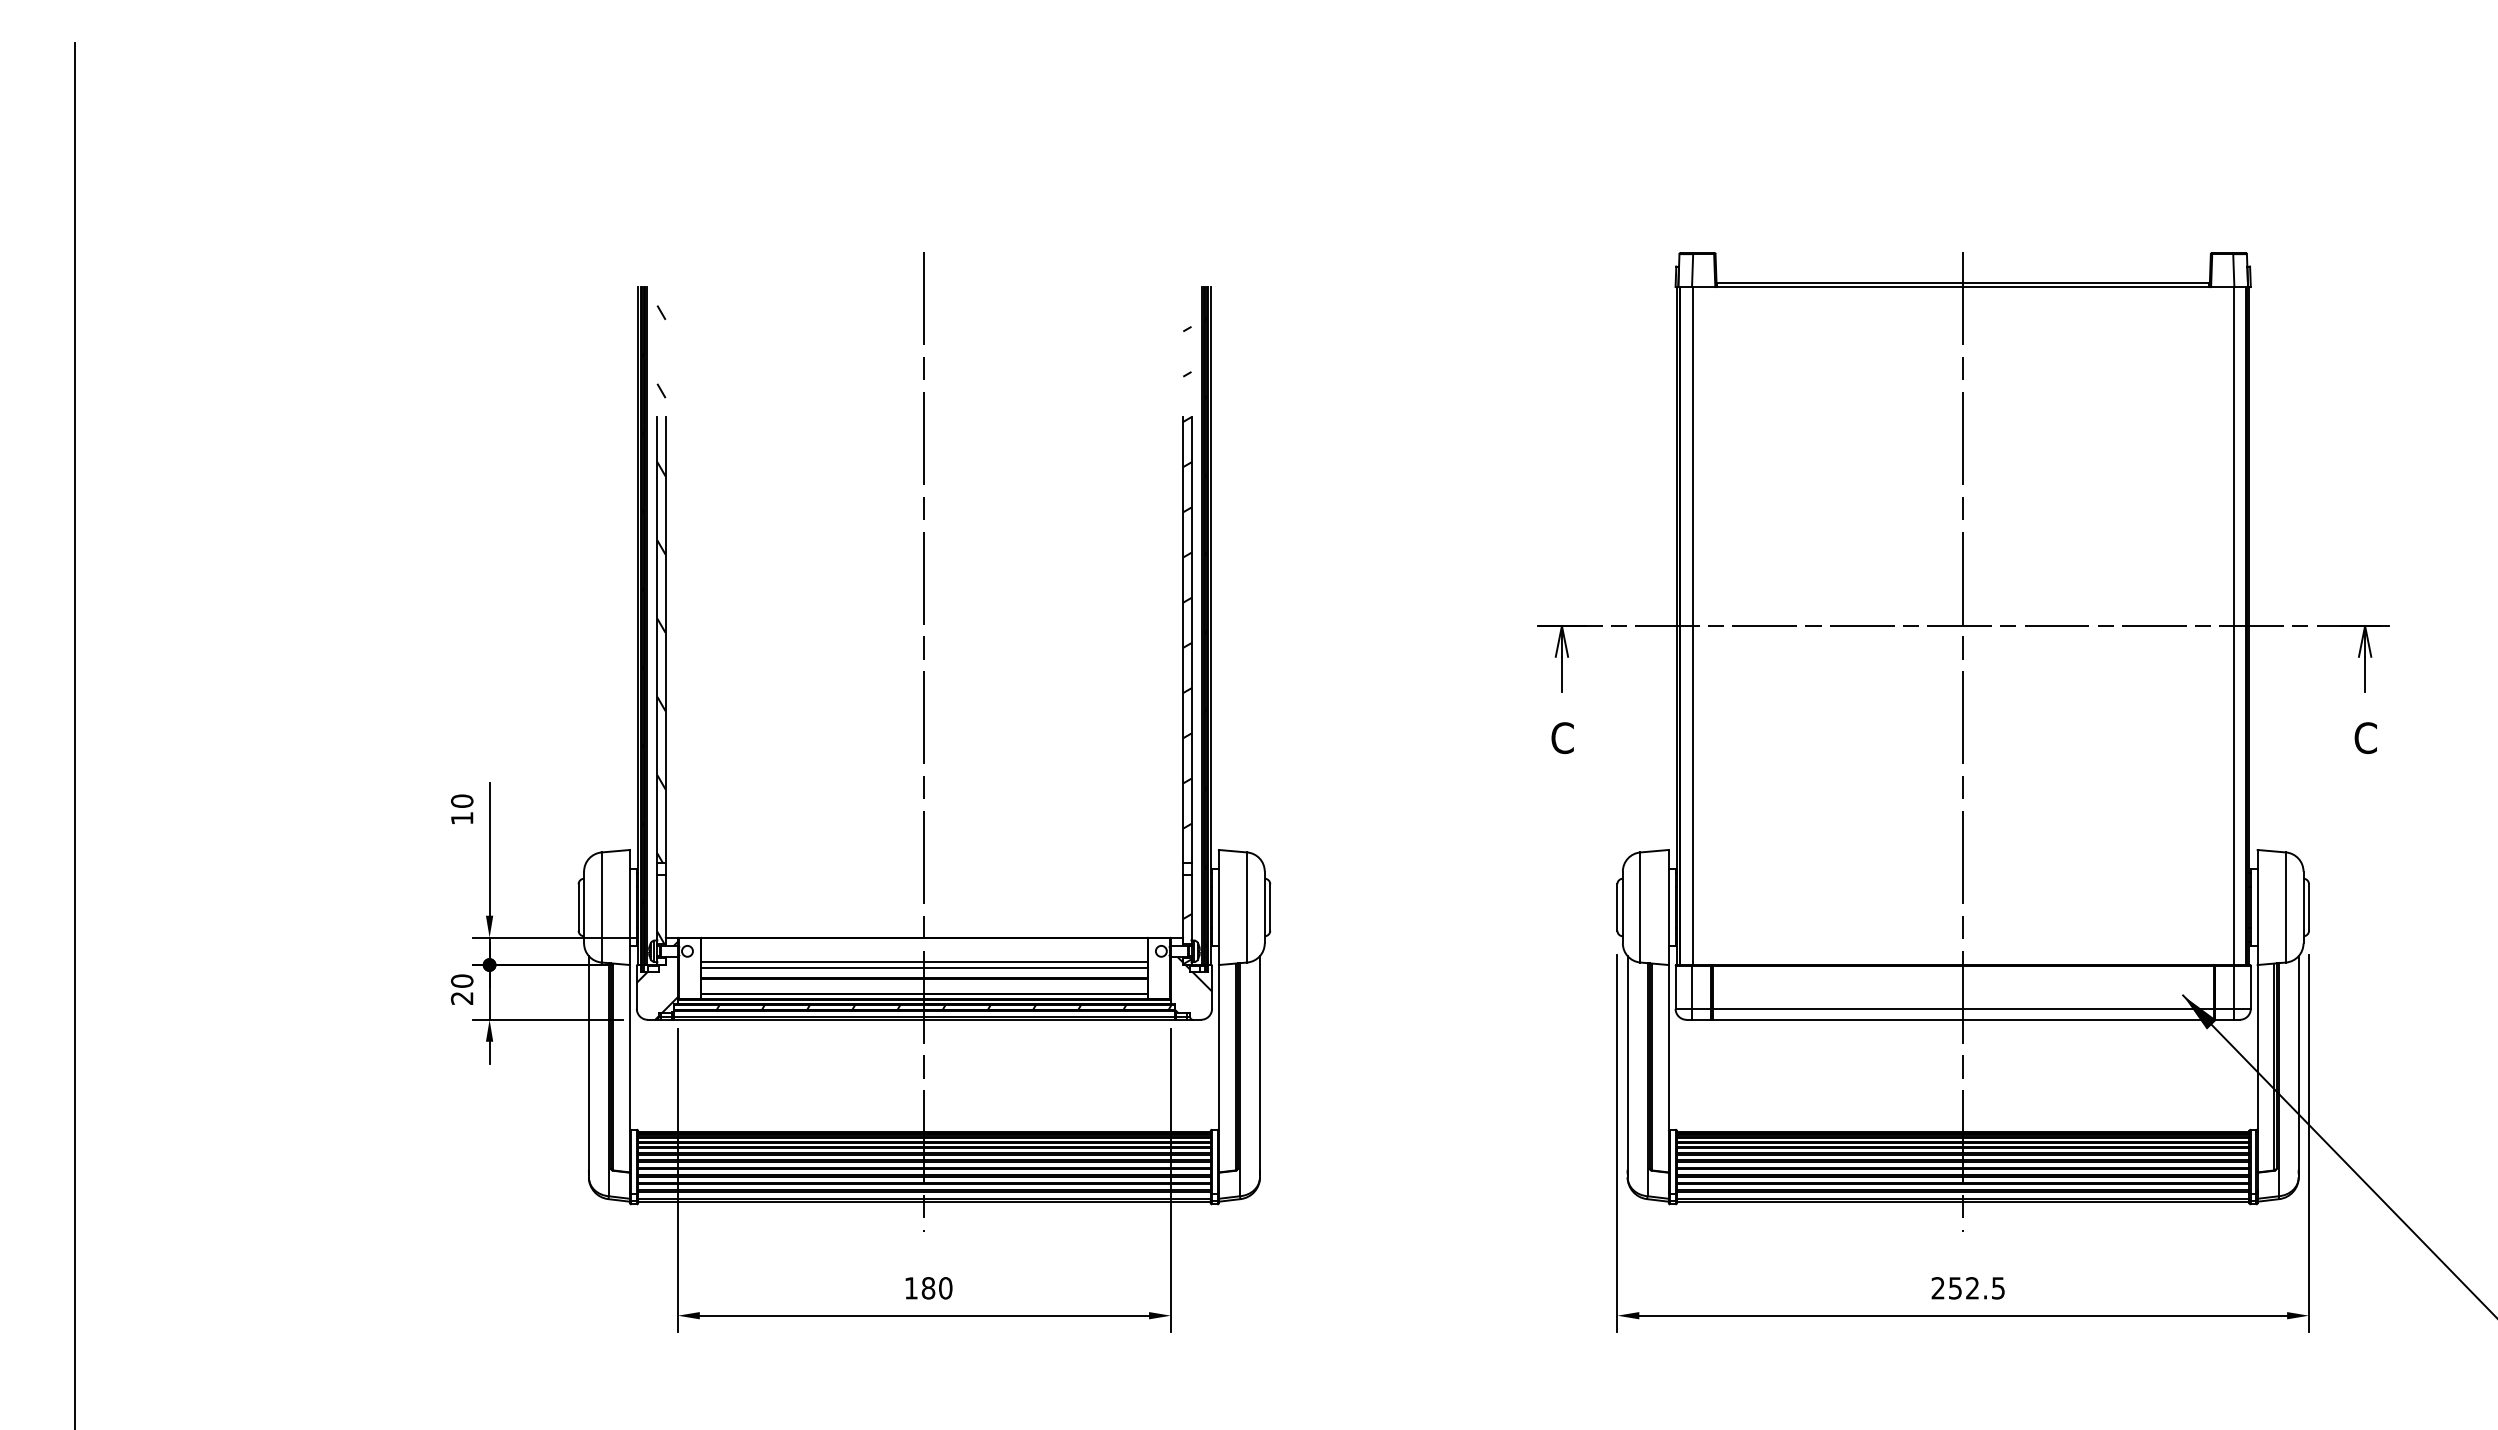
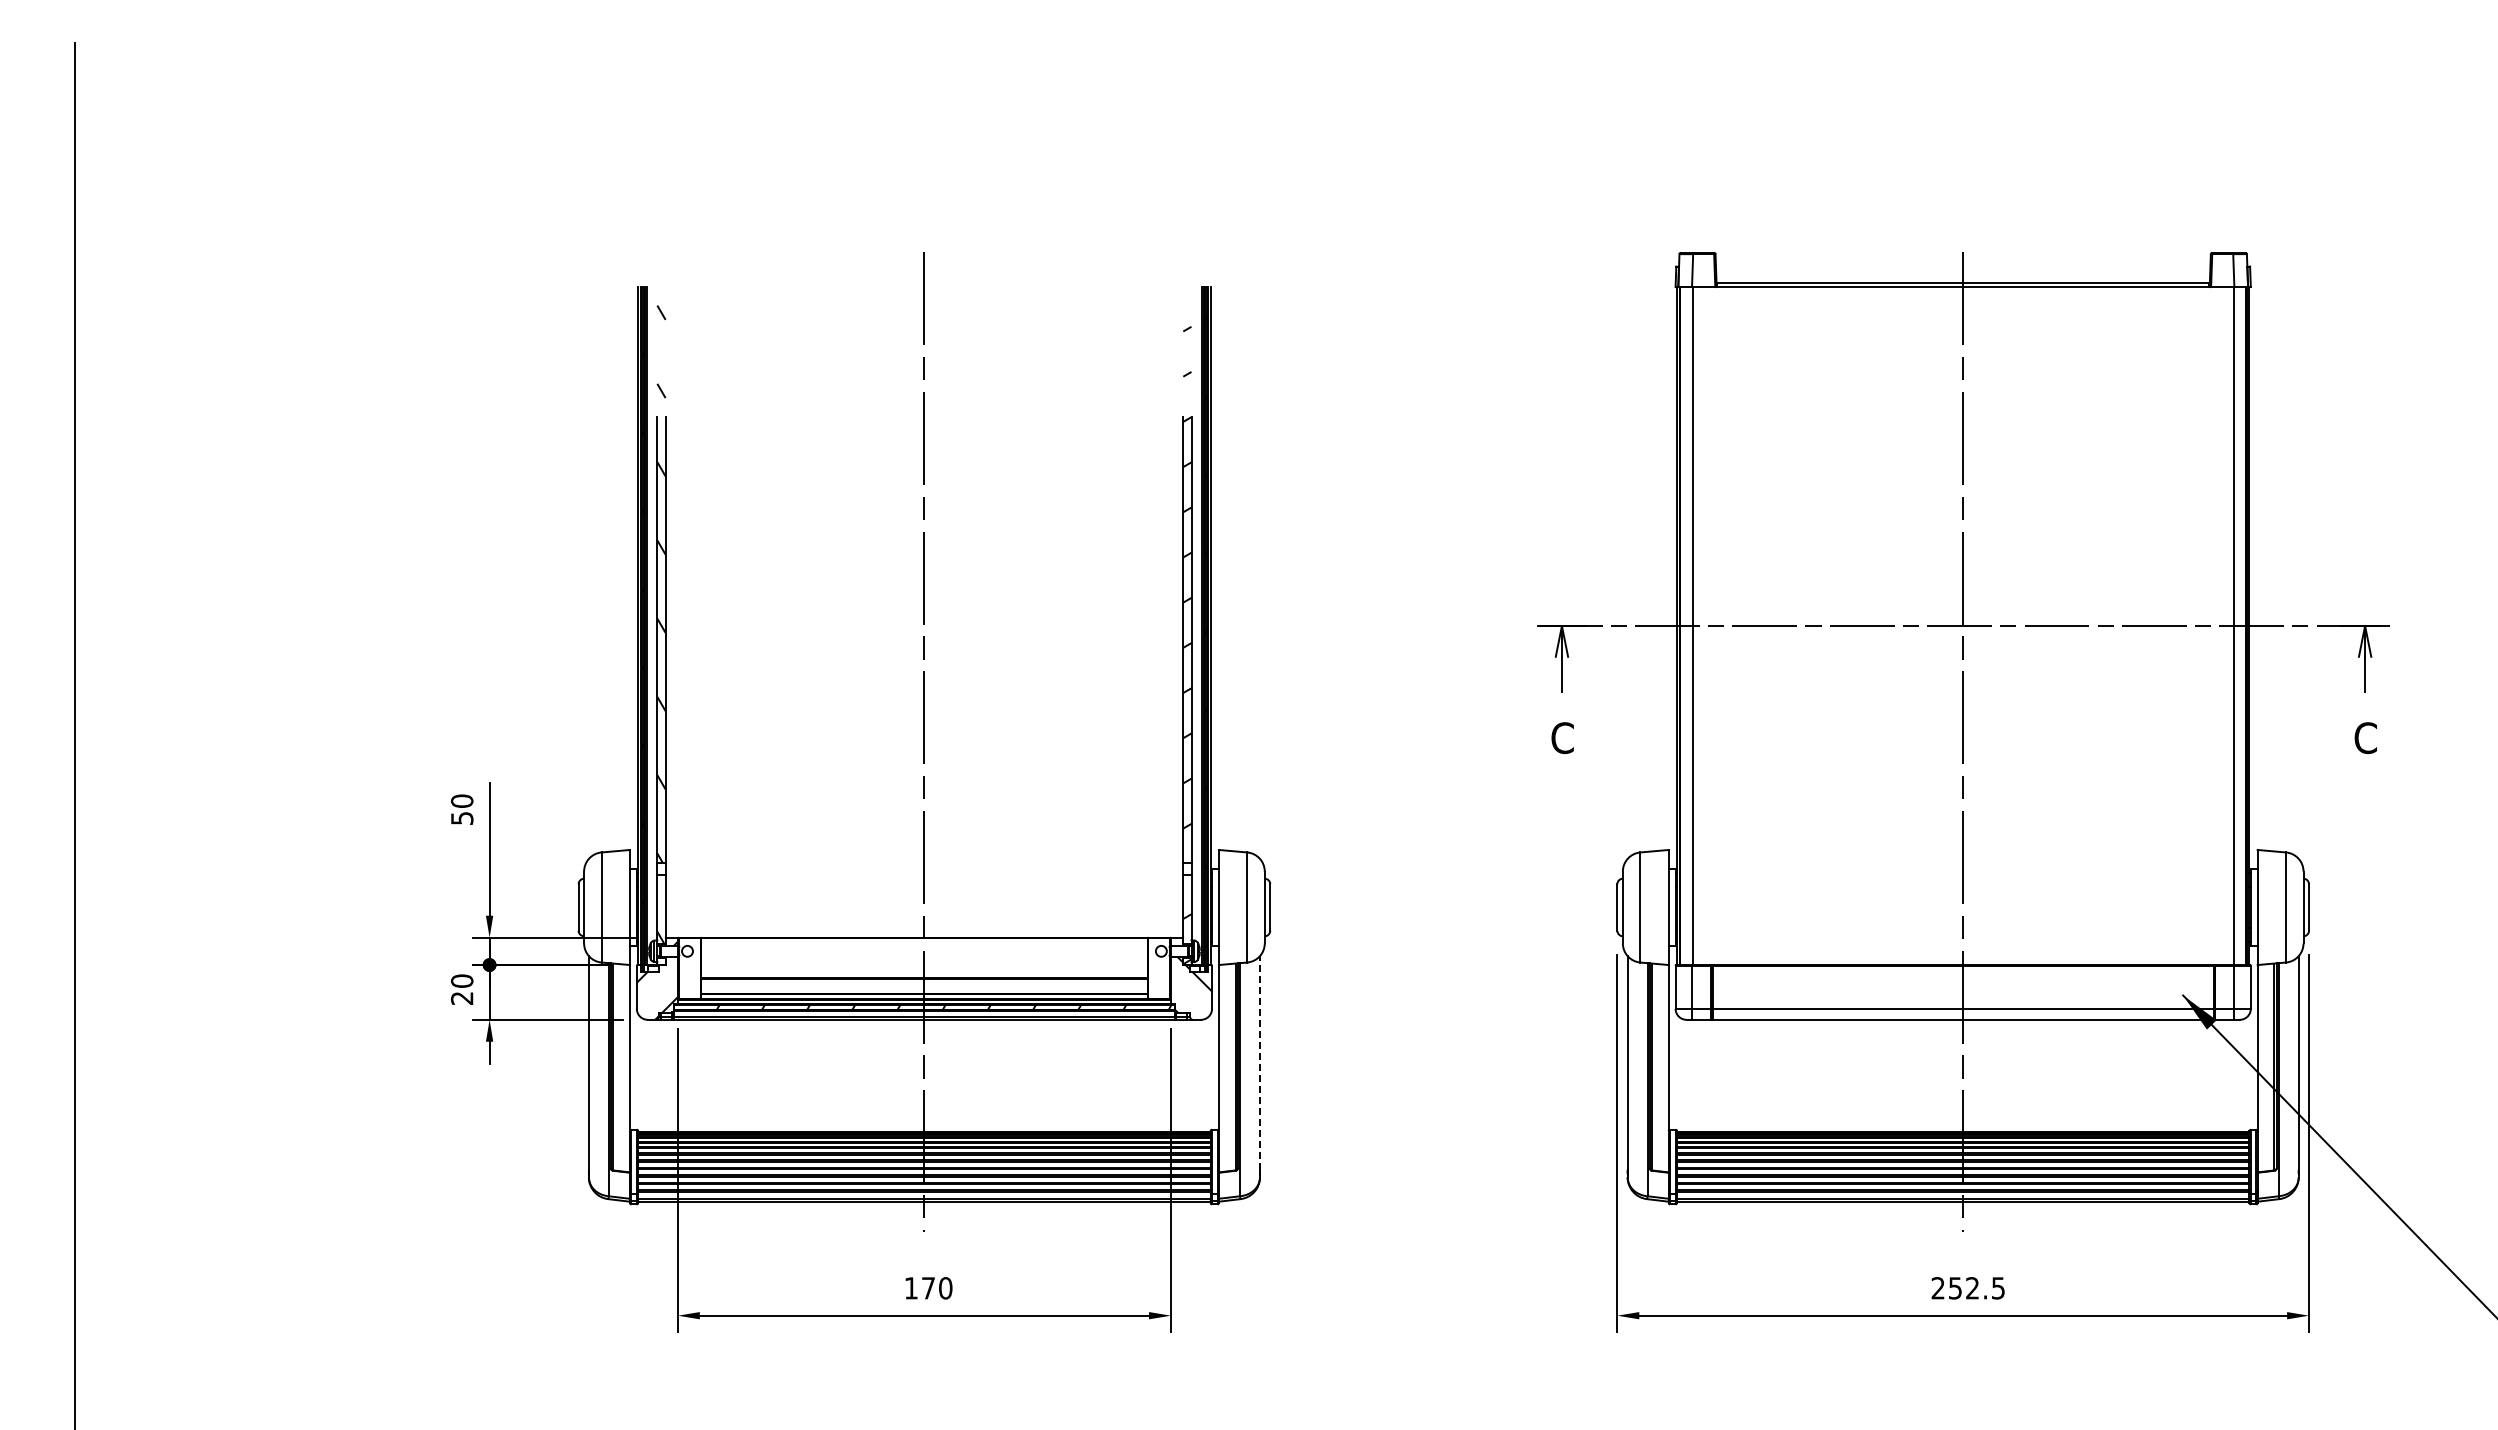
text: 10 -> 50 (462, 818)
line: present -> none (924, 962)
line: present -> none (924, 967)
line: solid -> dashed (1259, 1062)
text: 180 -> 170 (928, 1288)
